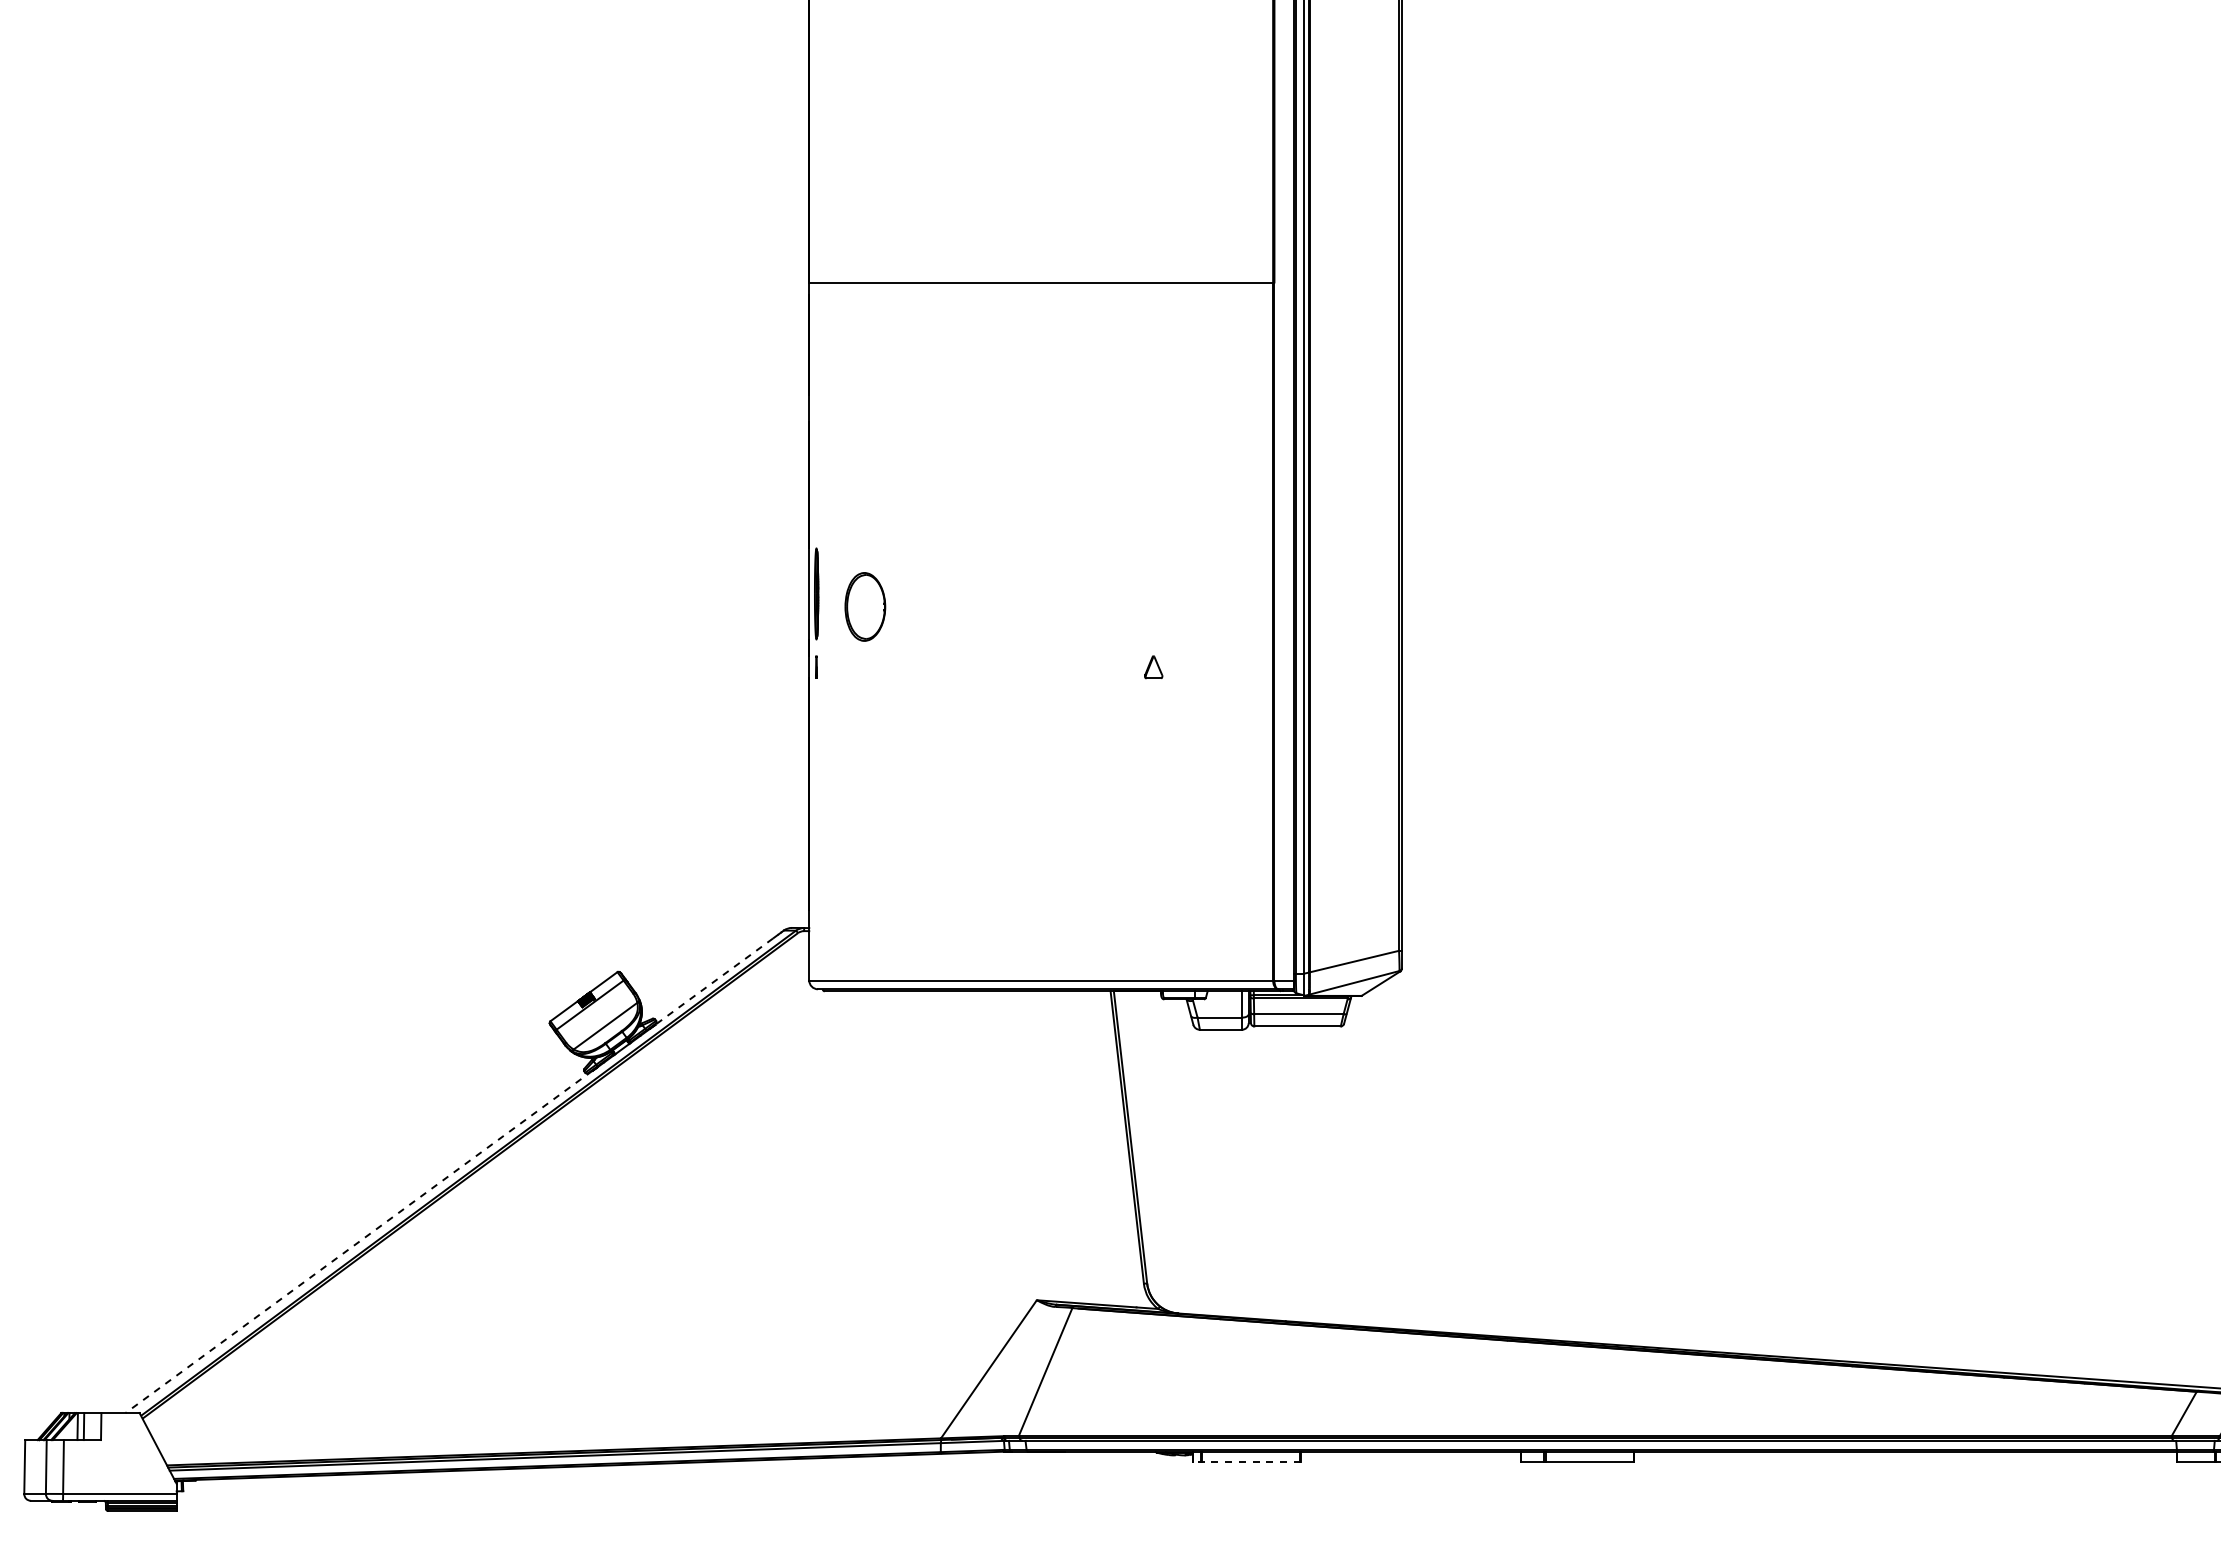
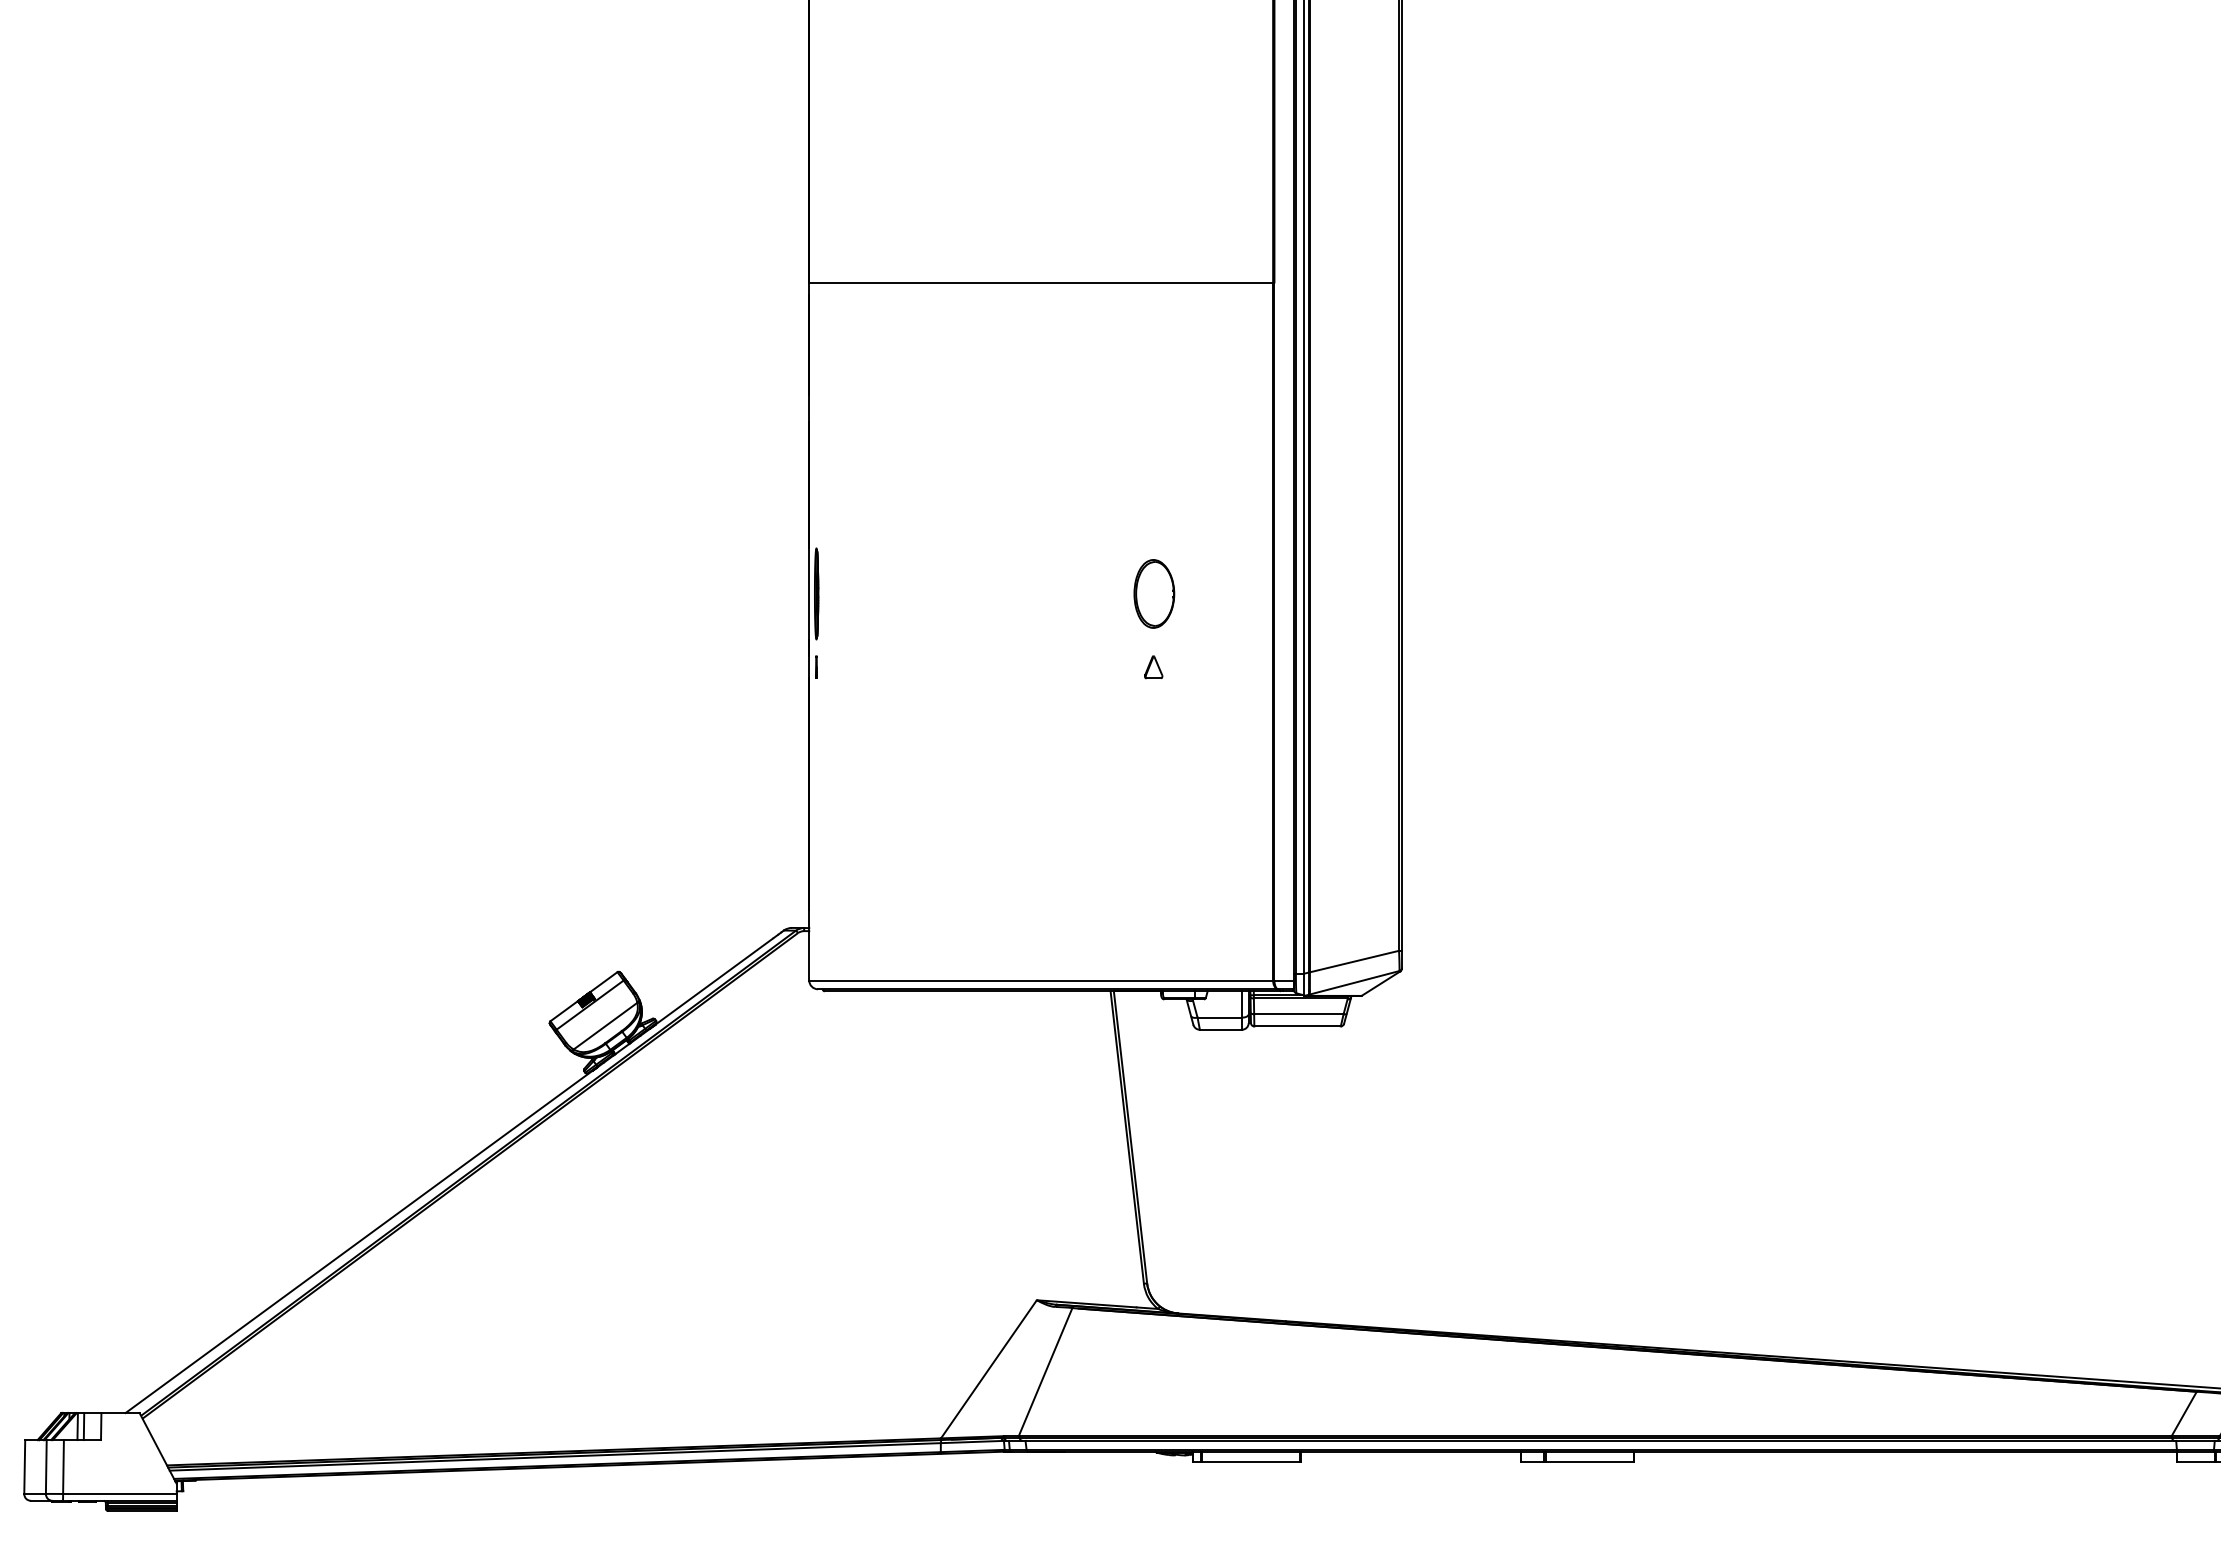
part position: (865, 606) -> (1154, 593) (1154, 593)
line: dashed -> solid (714, 981)
line: dashed -> solid (358, 1242)
line: dashed -> solid (1246, 1461)
